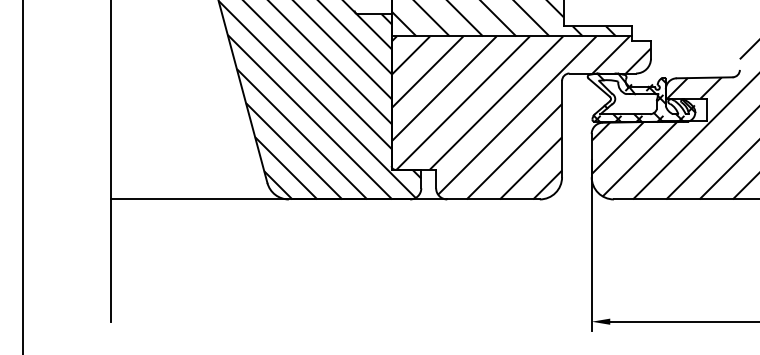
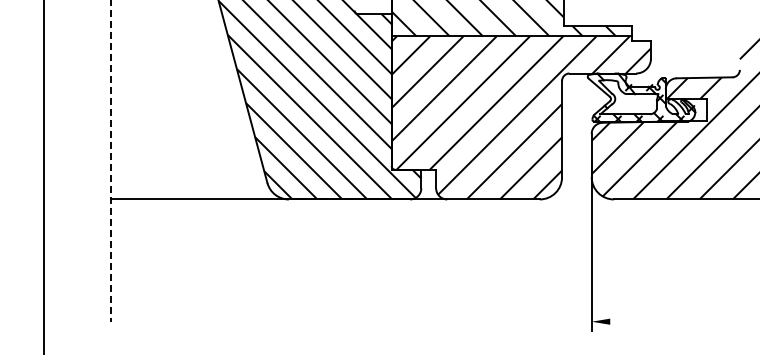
line: solid -> dashed (111, 161)
line position: (22, 176) -> (43, 176) (43, 176)
line: present -> none (683, 321)
